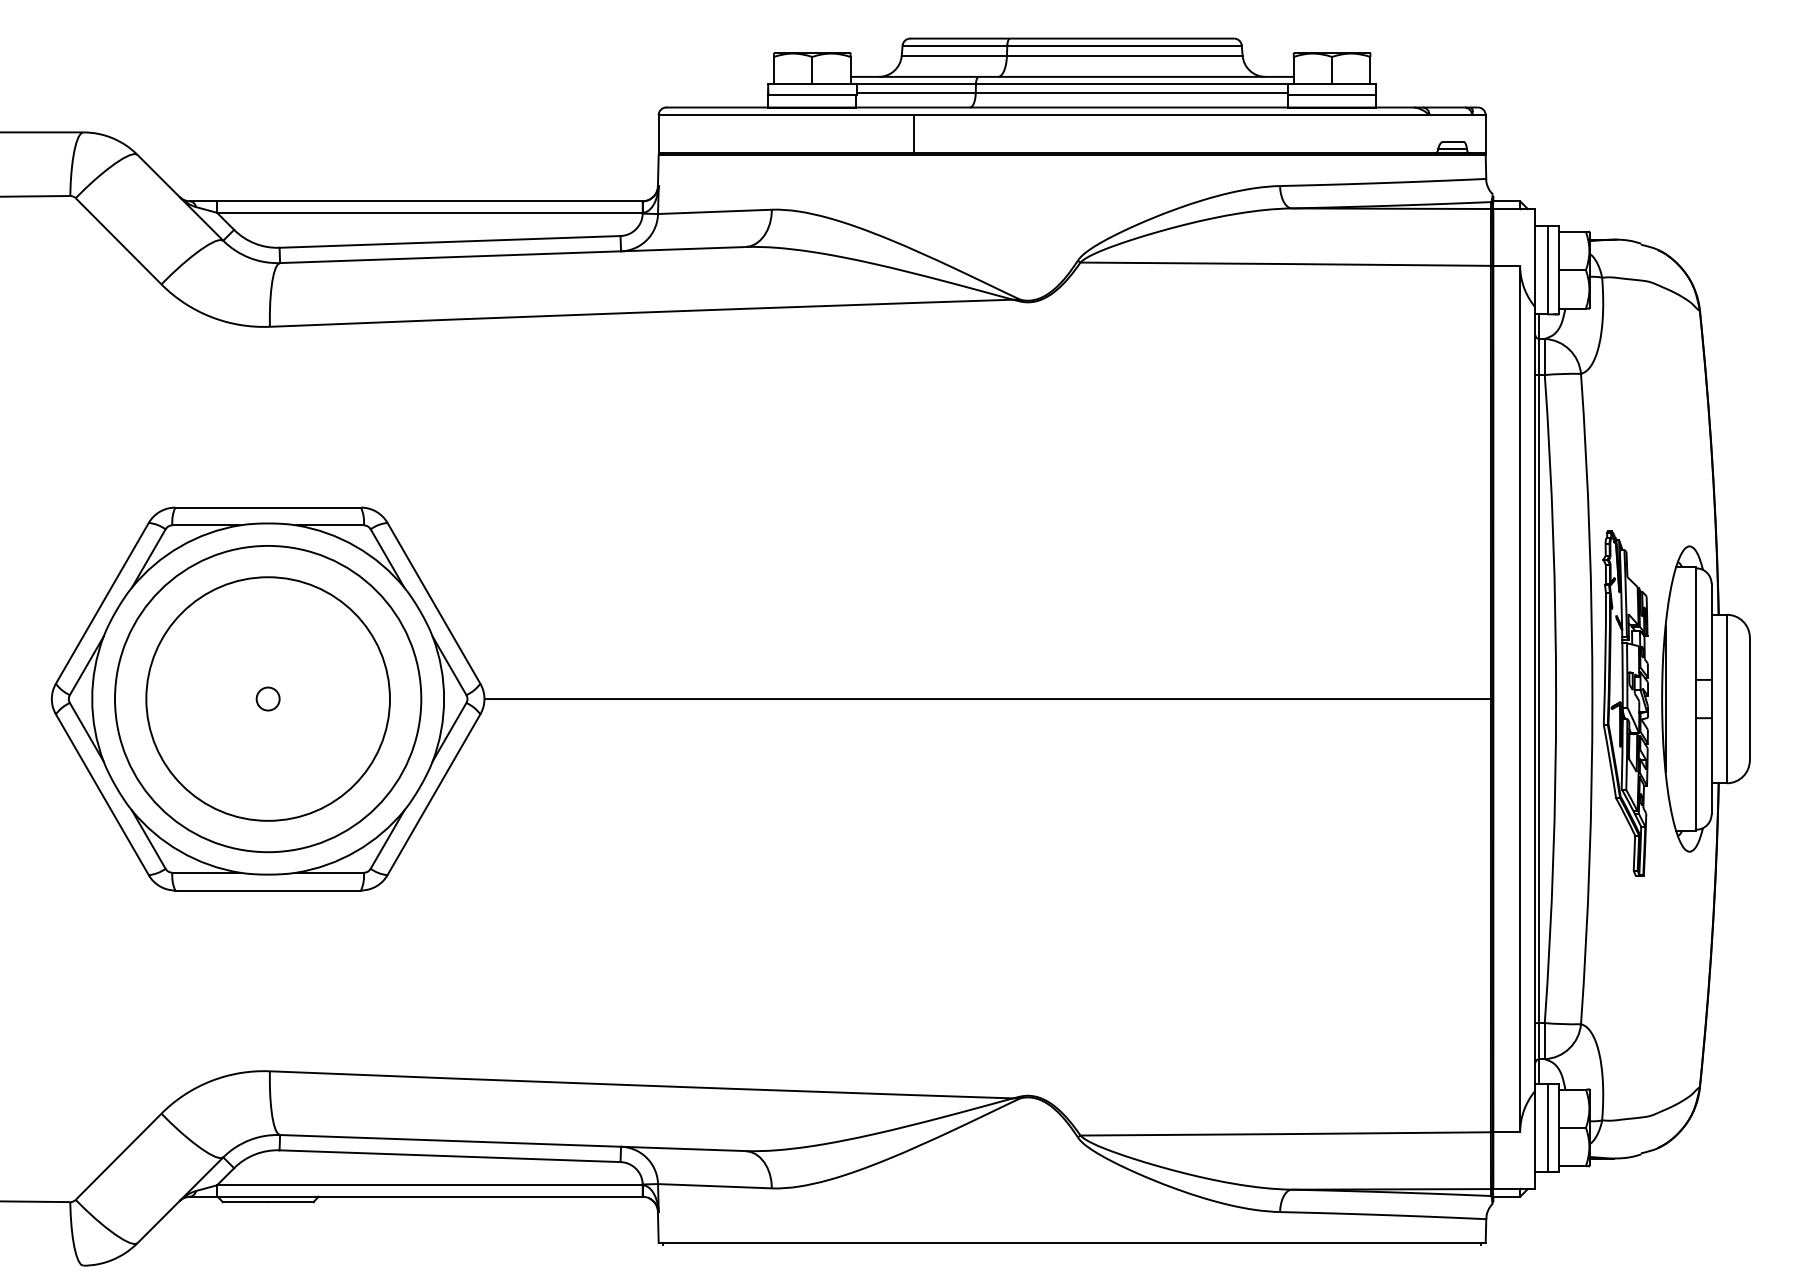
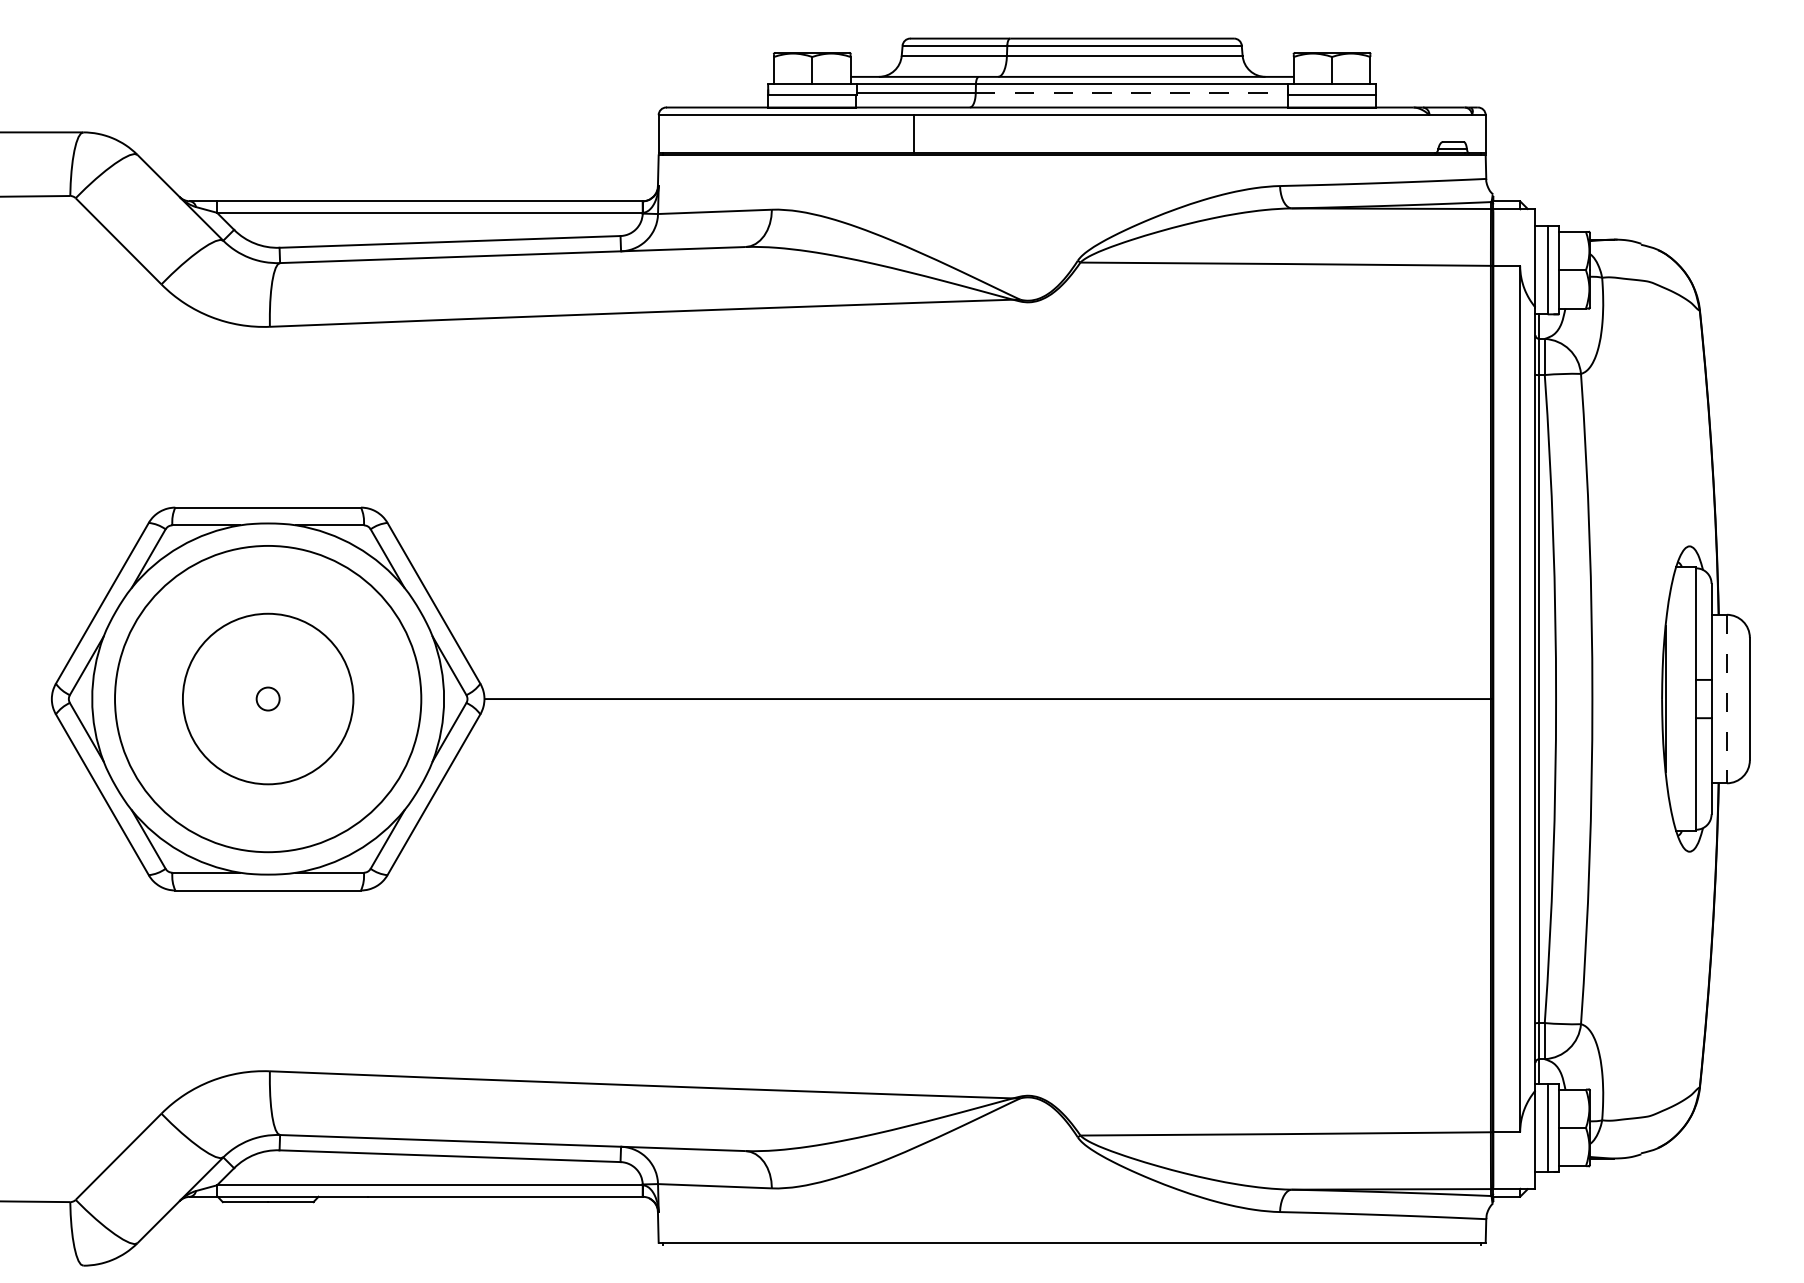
line: solid -> dashed (1132, 93)
circle diameter: 244 px -> 171 px (267, 698)
line: solid -> dashed (1726, 699)
part: present -> none (1625, 703)
